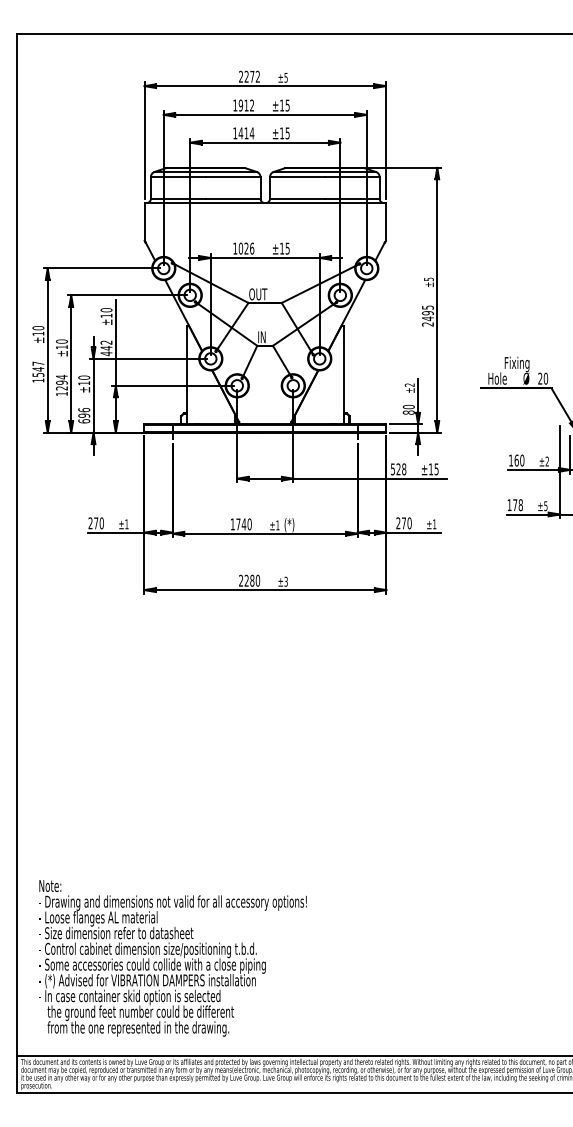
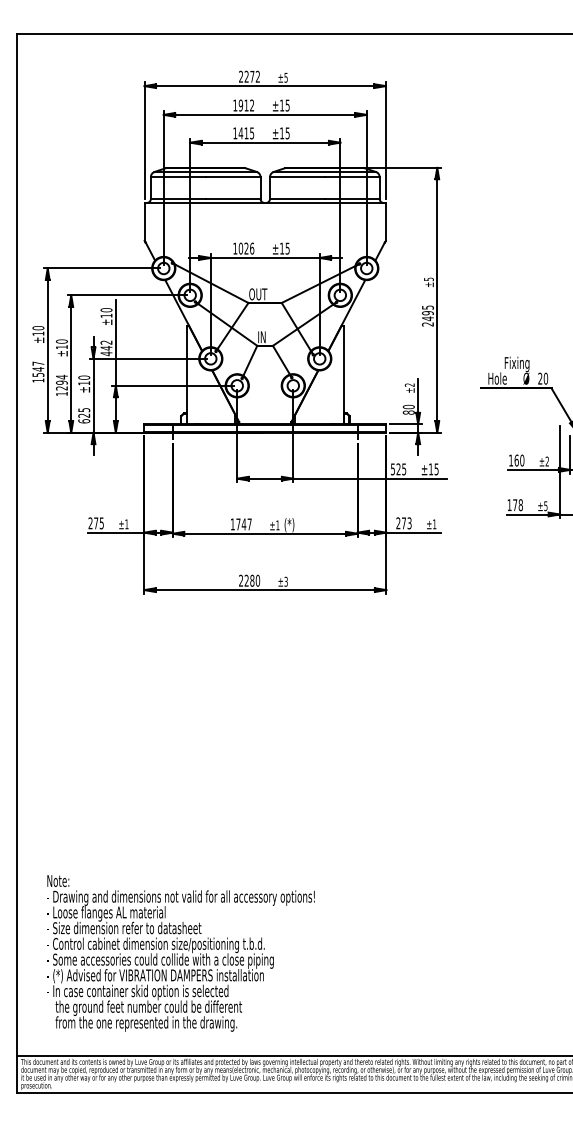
text: 1414 -> 1415 (251, 133)
text: 696 -> 625 (84, 412)
text: 528 -> 525 (404, 469)
text: 270 -> 275 (101, 523)
text: 270 -> 273 (409, 523)
text: 1740 -> 1747 (249, 524)
text position: (172, 958) -> (180, 953) (180, 953)
